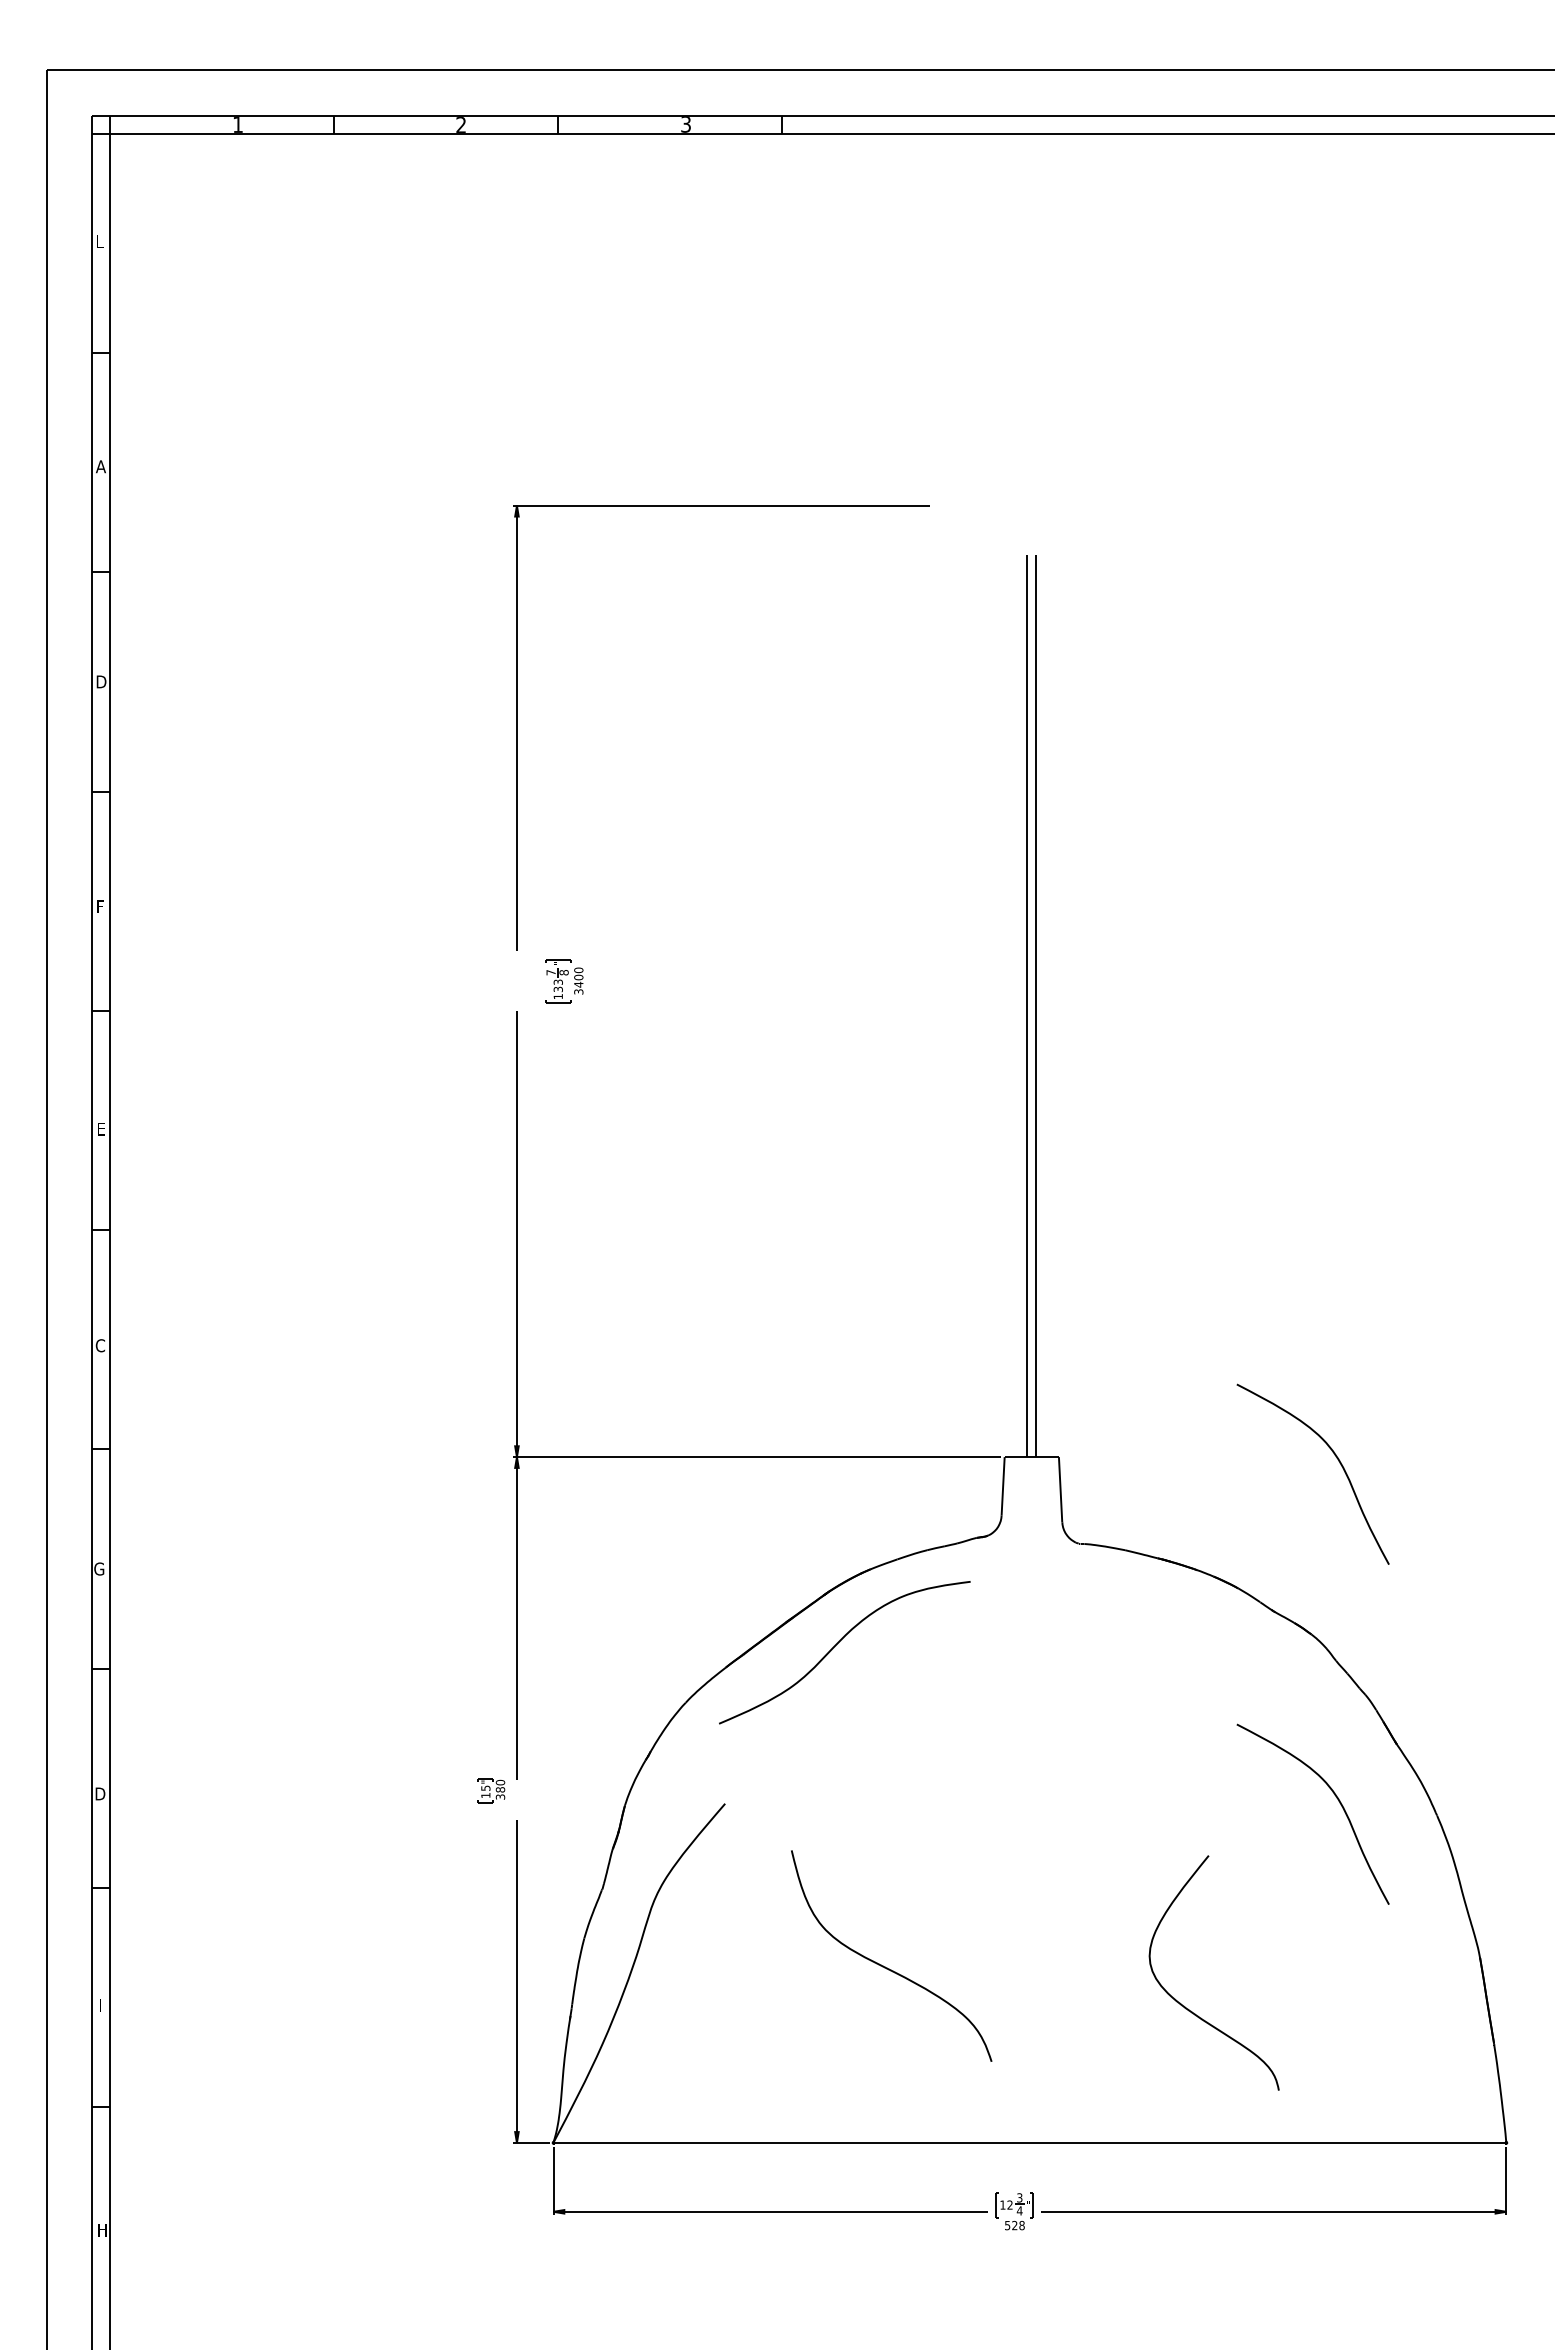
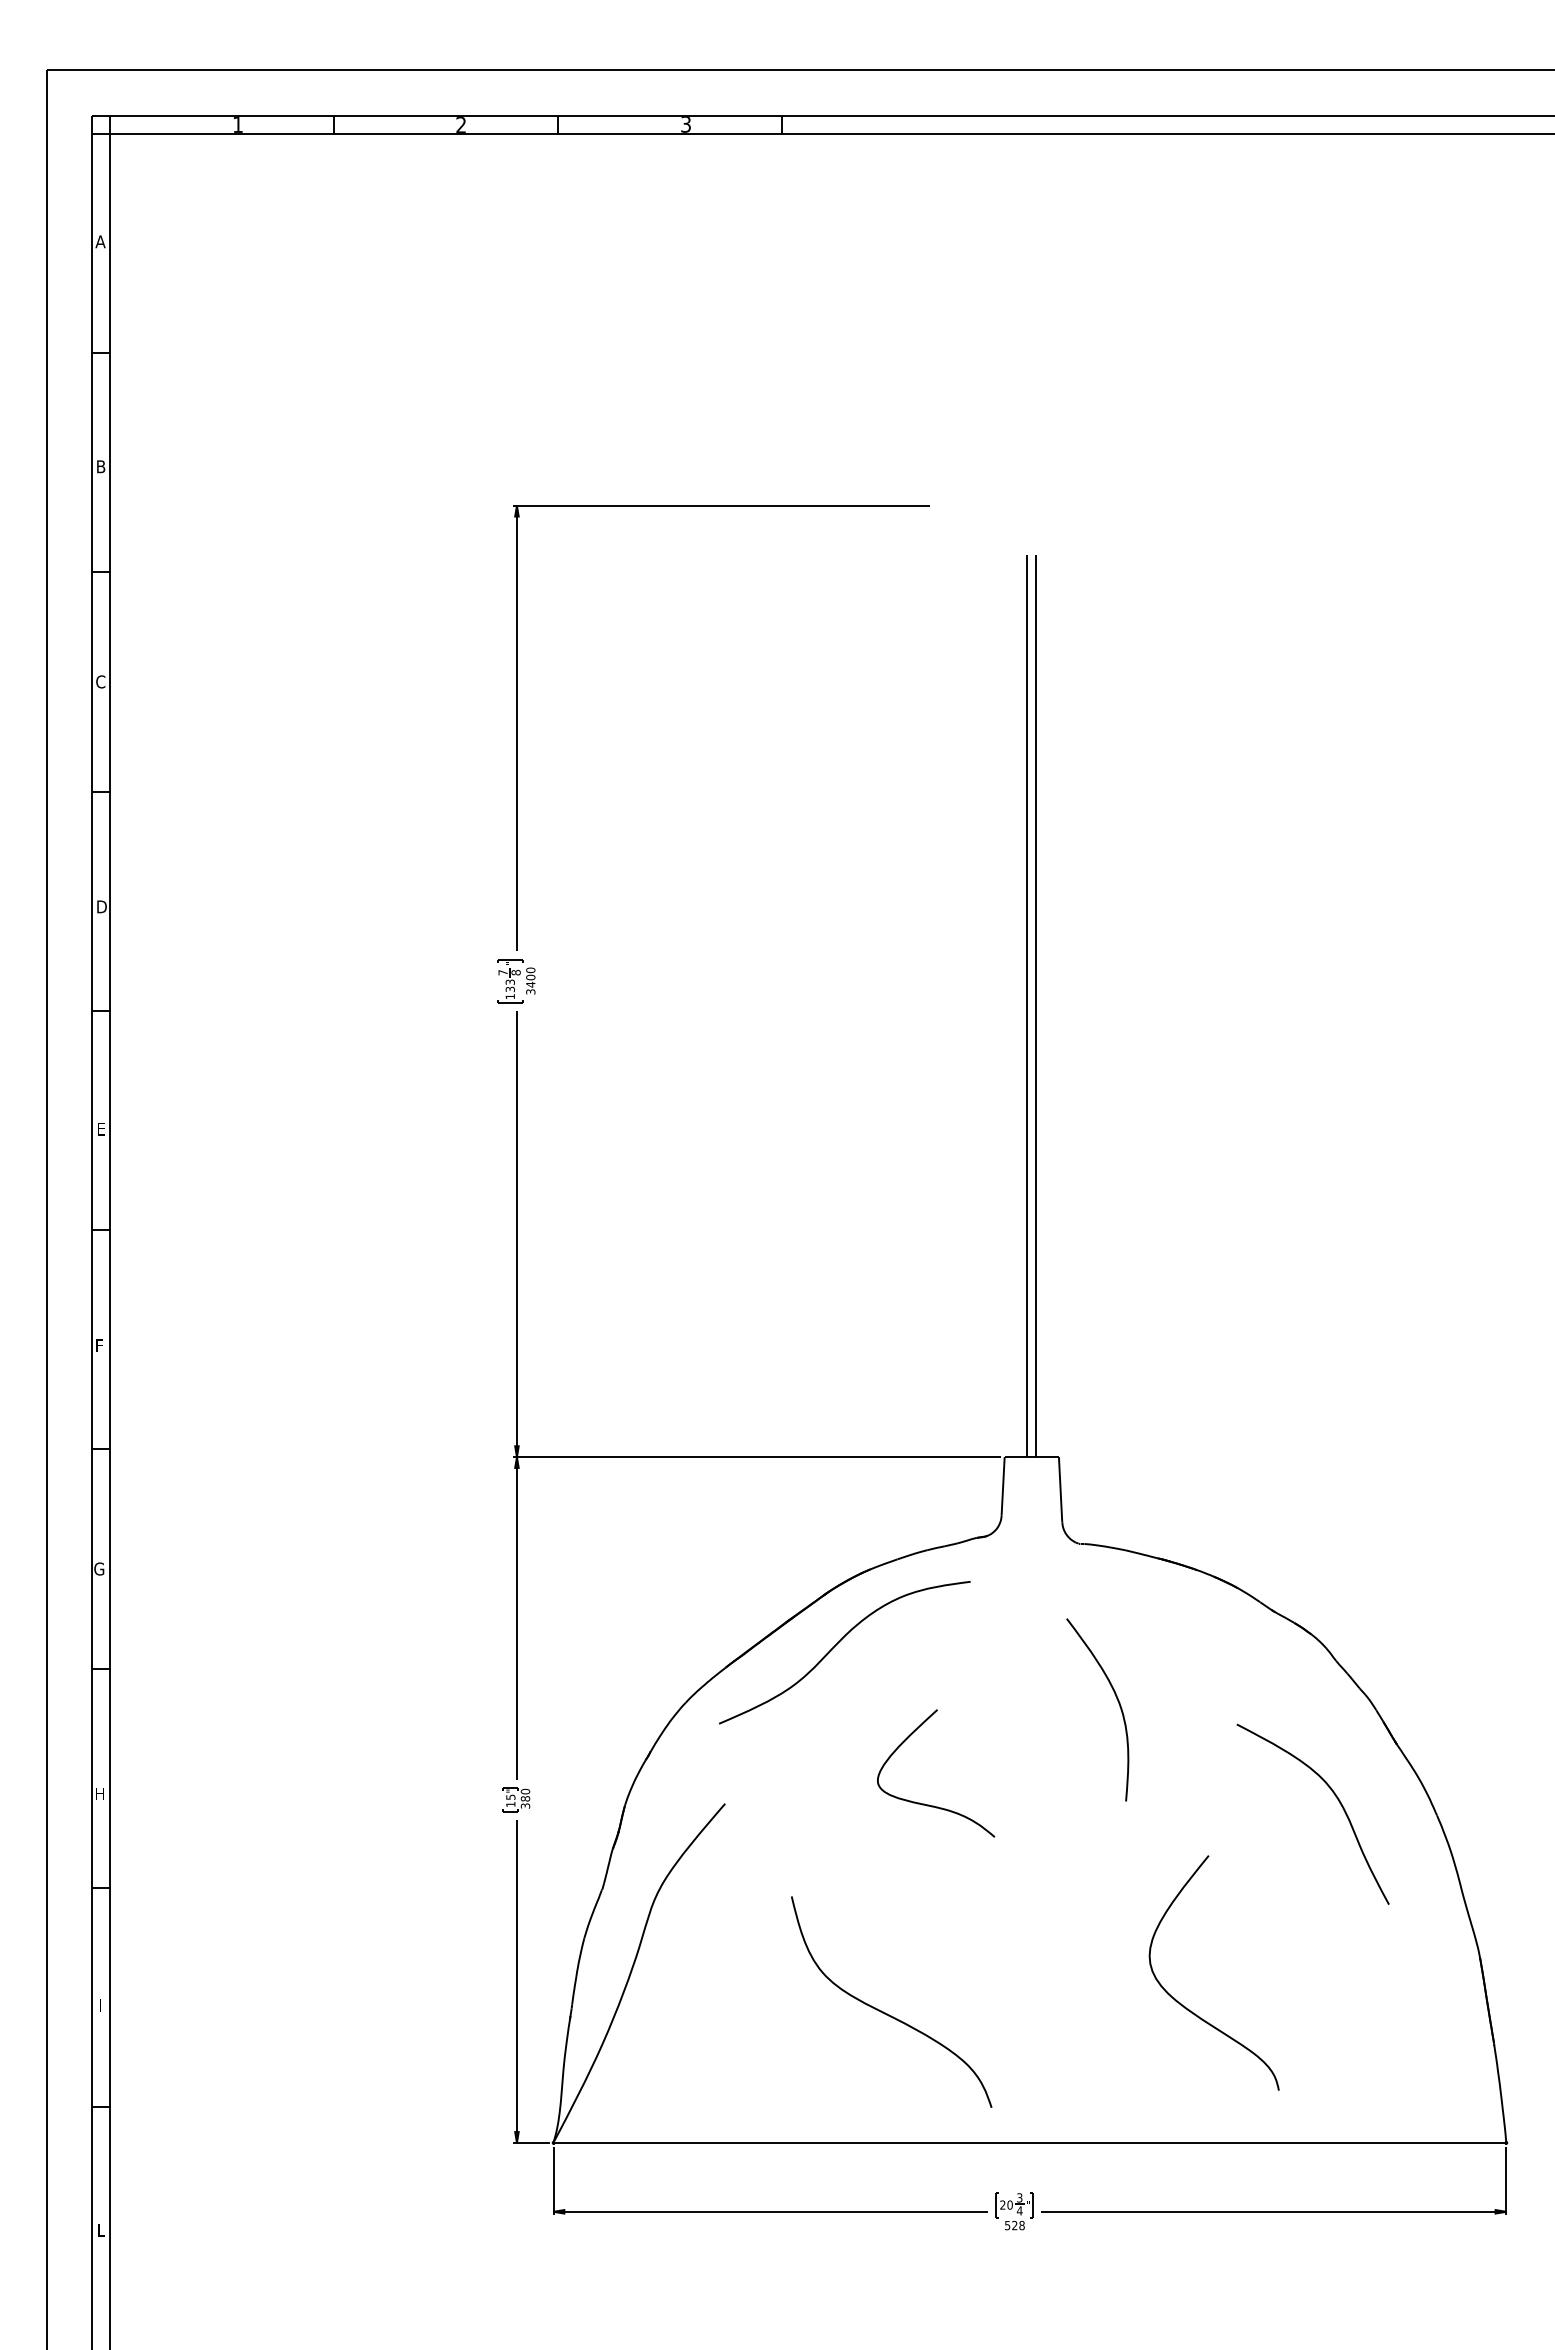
text: L -> A (100, 241)
text: A -> B (100, 466)
text: D -> C (101, 681)
text: F -> D (101, 906)
part position: (564, 981) -> (516, 981) (516, 981)
text: C -> F (100, 1345)
curve: present -> none (1336, 1458)
curve: none -> present (1116, 1699)
part position: (491, 1790) -> (516, 1799) (516, 1799)
text: D -> H (100, 1793)
curve: none -> present (929, 1804)
curve position: (885, 1966) -> (885, 2012) (885, 2012)
text: 12 -> 20 (1006, 2204)
text: H -> L (103, 2230)
